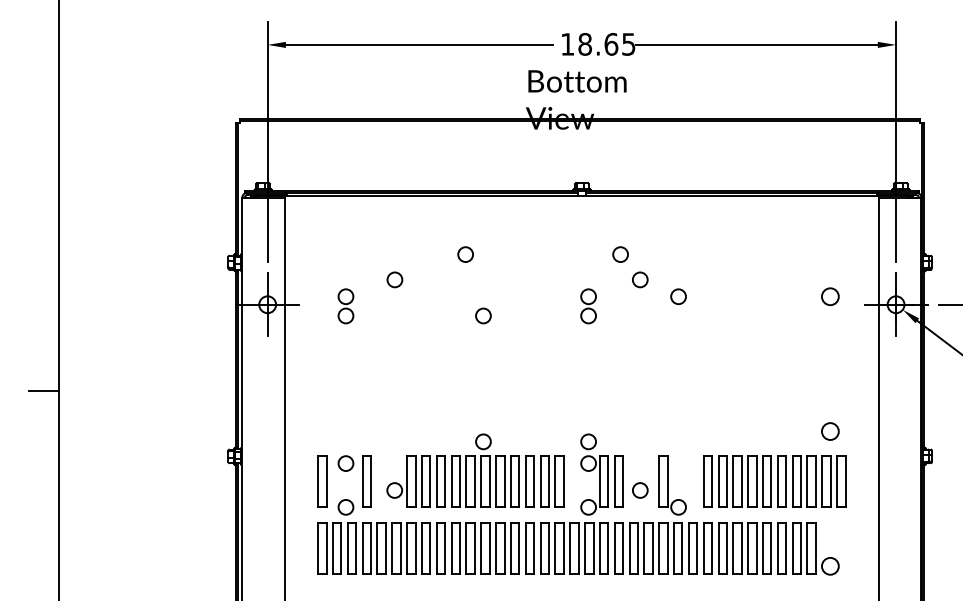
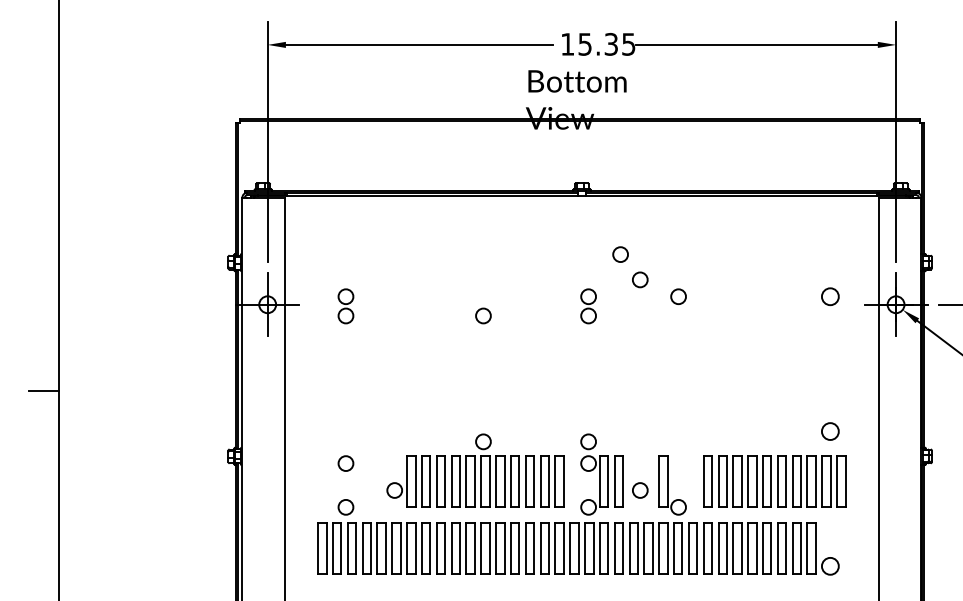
text: 18.65 -> 15.35 (598, 43)
circle: present -> none (465, 254)
circle: present -> none (394, 279)
part: present -> none (322, 481)
part: present -> none (366, 481)
